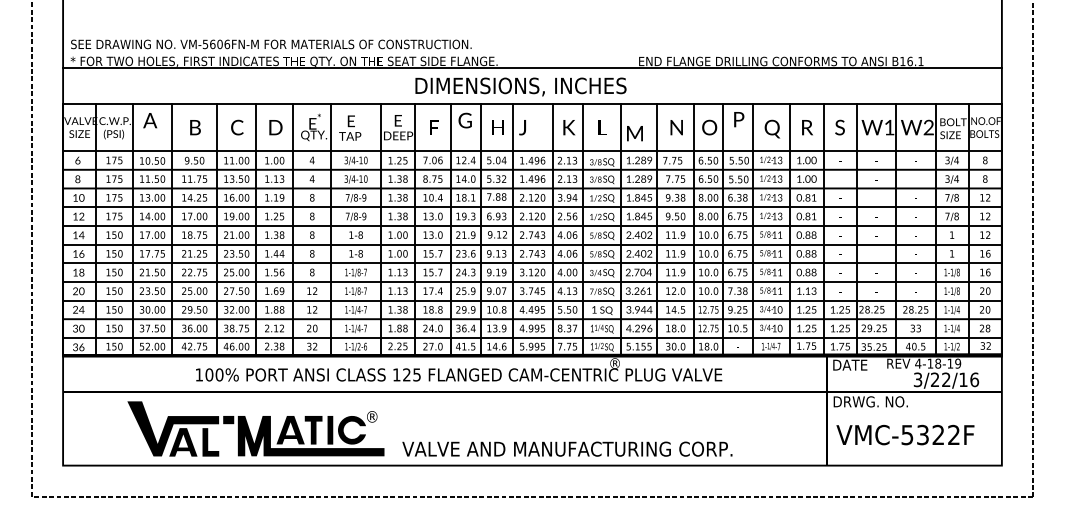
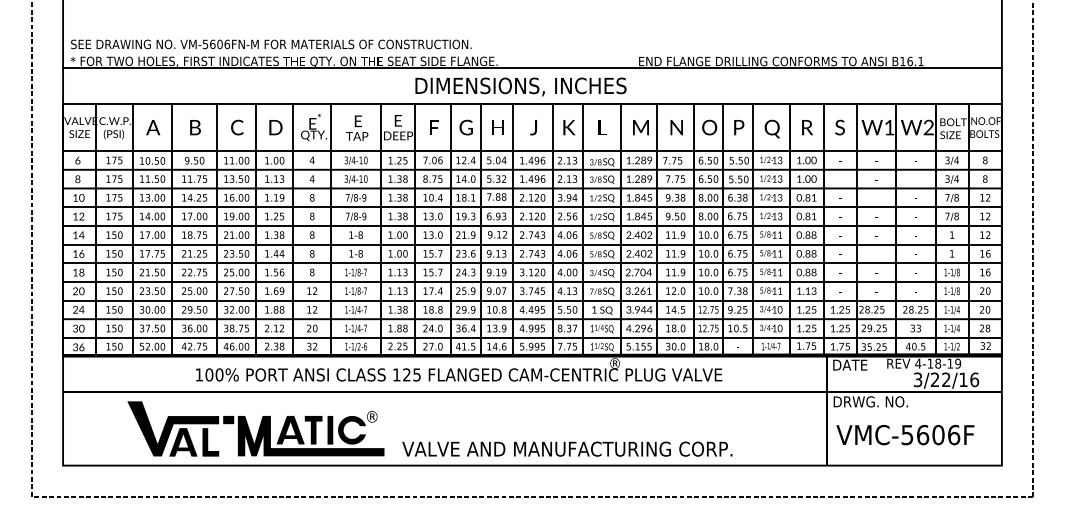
text position: (739, 119) -> (739, 127) (739, 127)
text position: (150, 120) -> (153, 127) (153, 127)
text position: (464, 120) -> (465, 127) (465, 127)
text position: (350, 127) -> (357, 127) (357, 127)
text position: (522, 127) -> (533, 127) (533, 127)
text position: (634, 133) -> (640, 127) (640, 127)
text: VMC-5322F -> VMC-5606F (938, 434)
